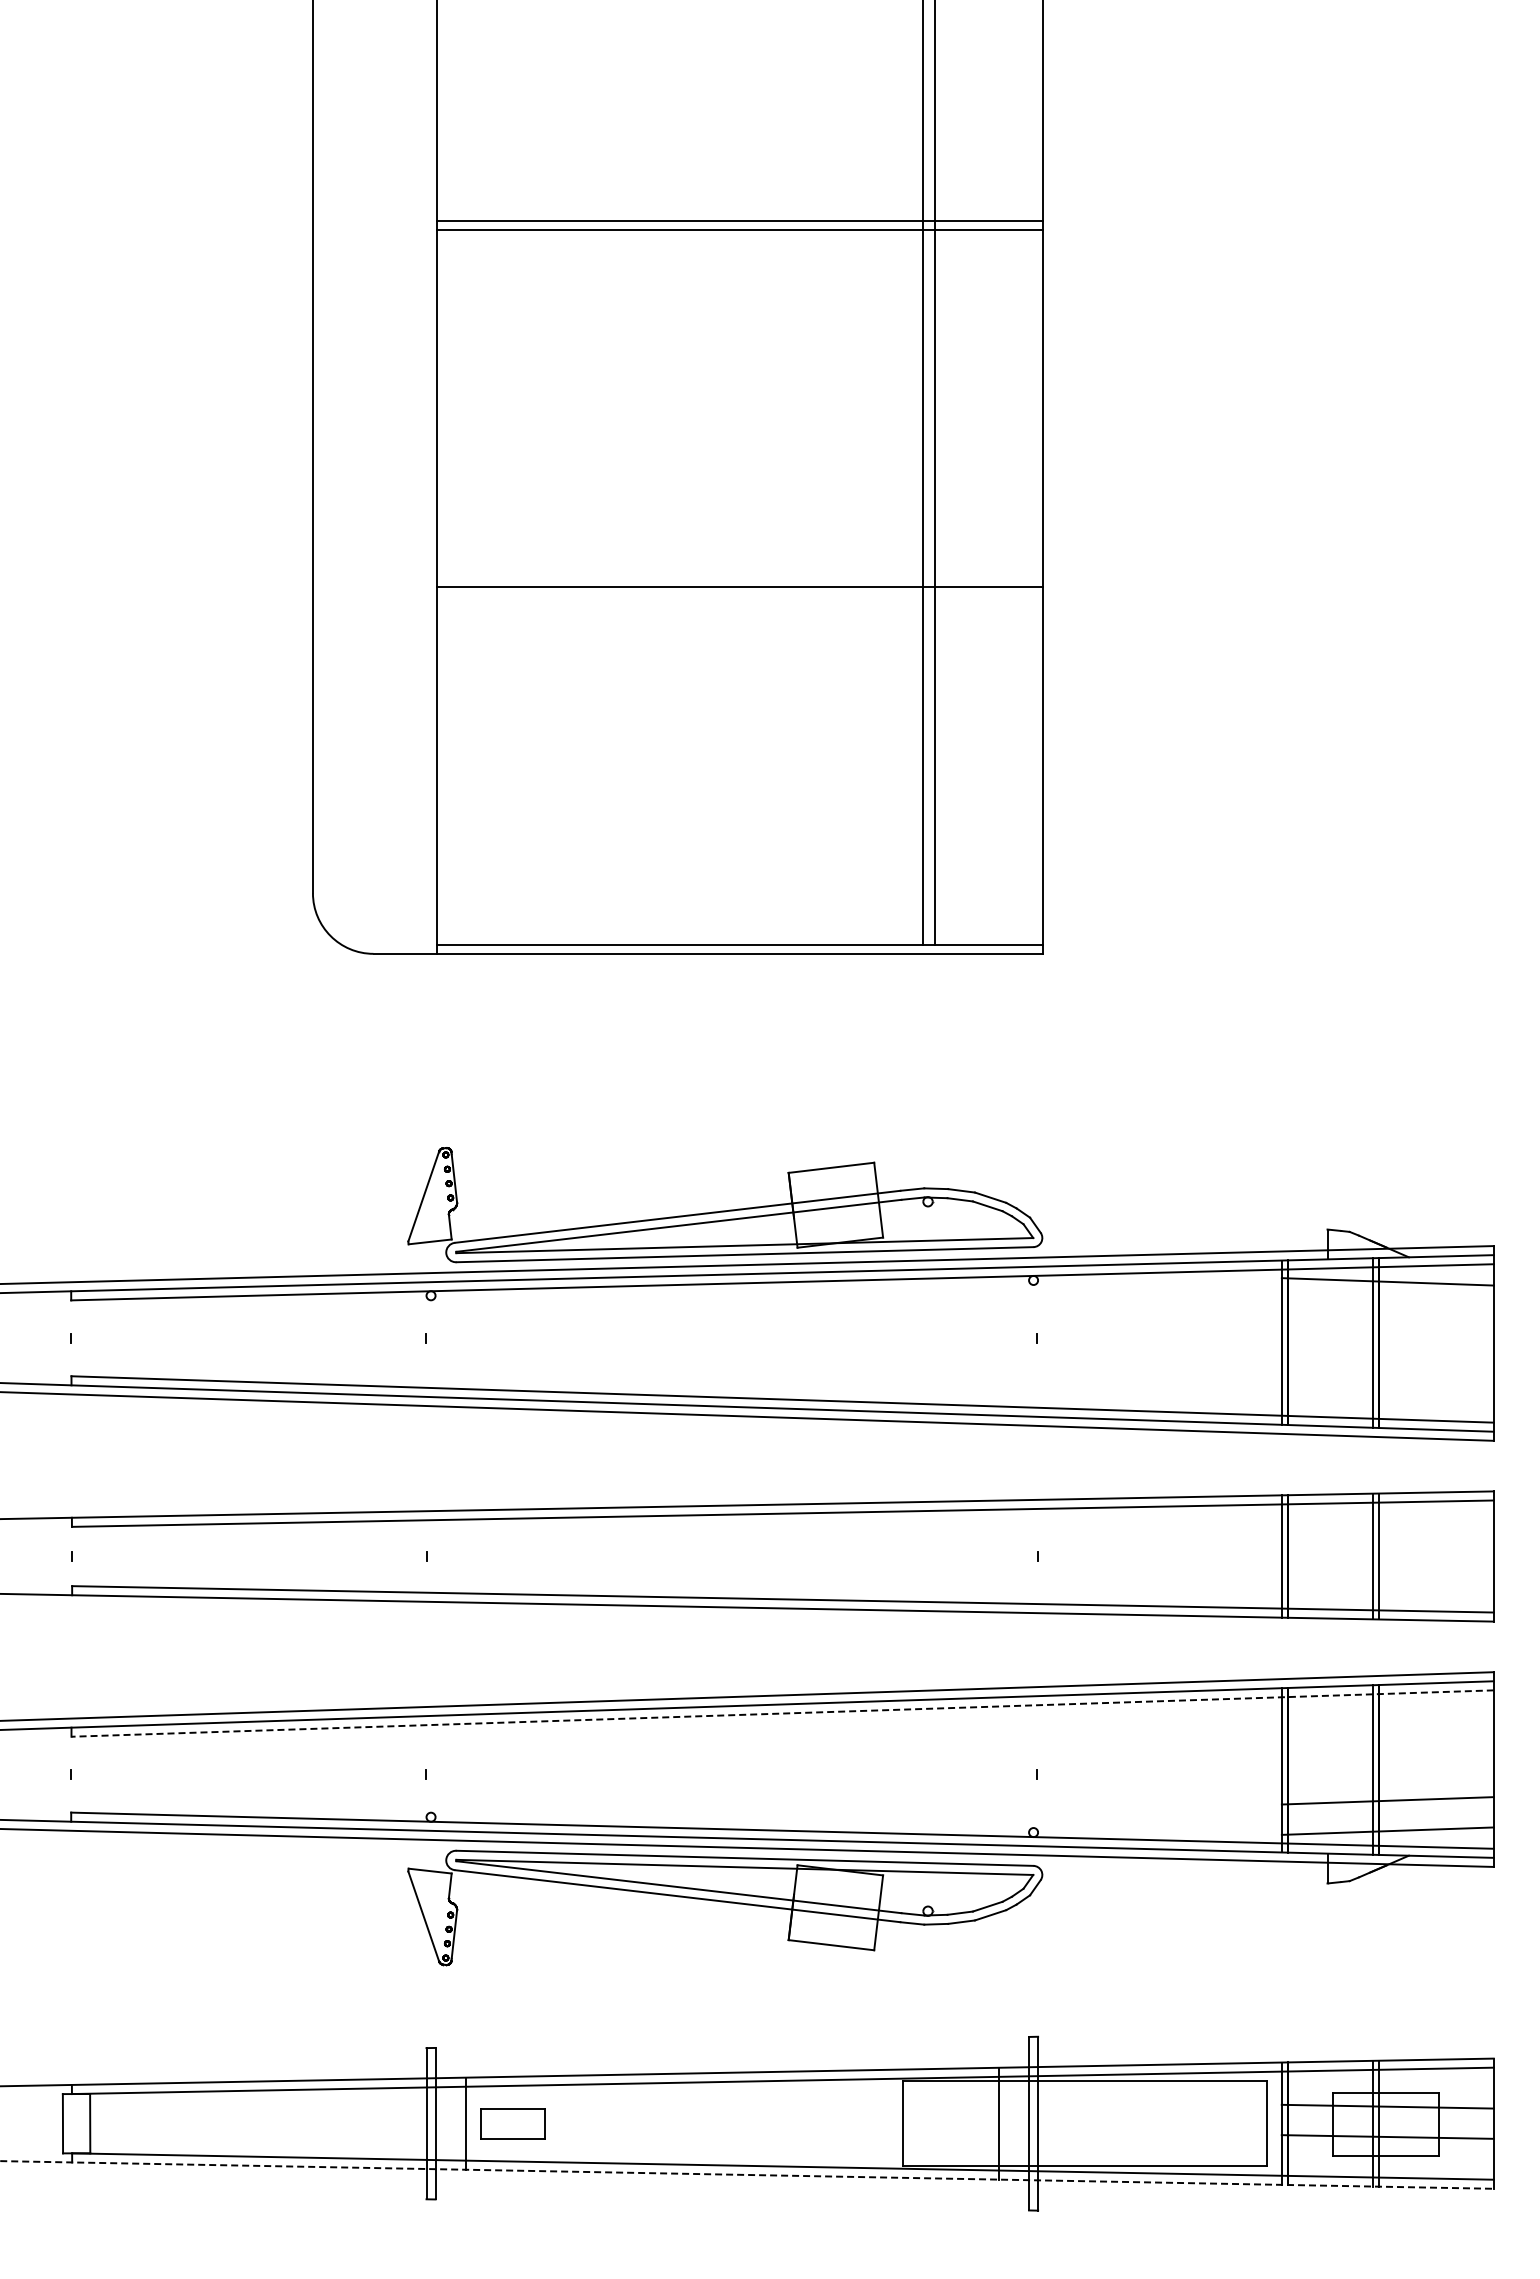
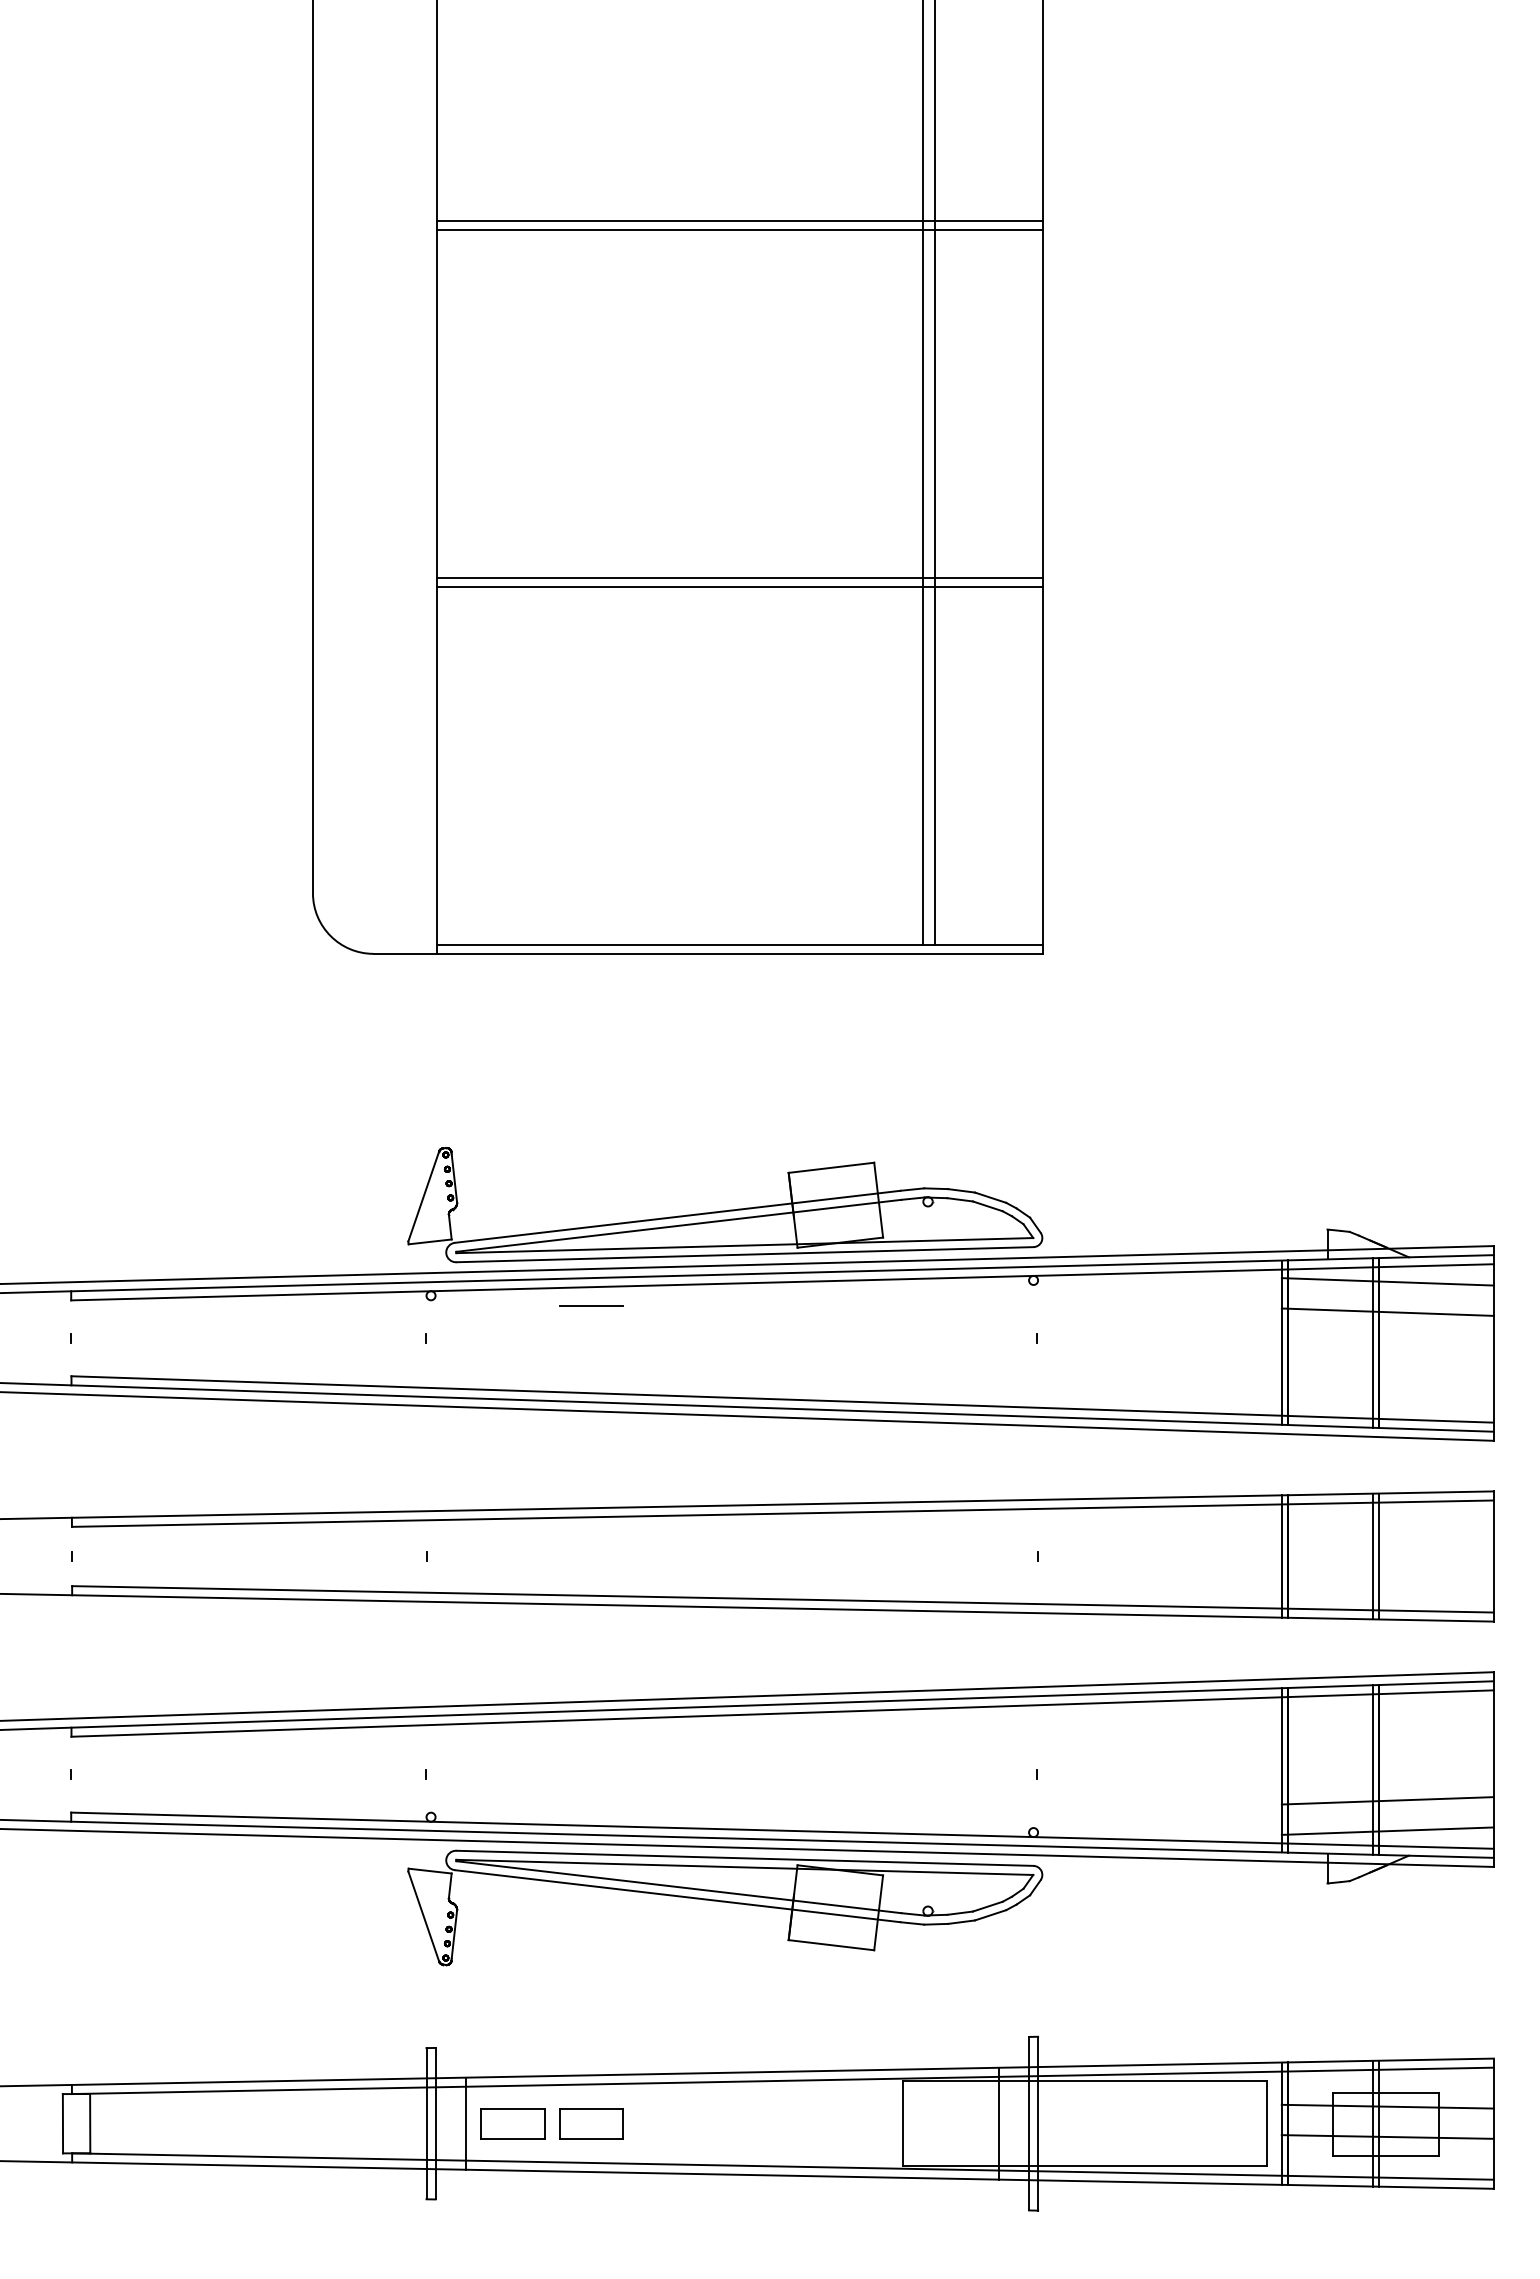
line: none -> present (739, 578)
line: none -> present (591, 1306)
line: none -> present (1387, 1311)
line: dashed -> solid (782, 1713)
part: none -> present (591, 2123)
line: dashed -> solid (747, 2174)
